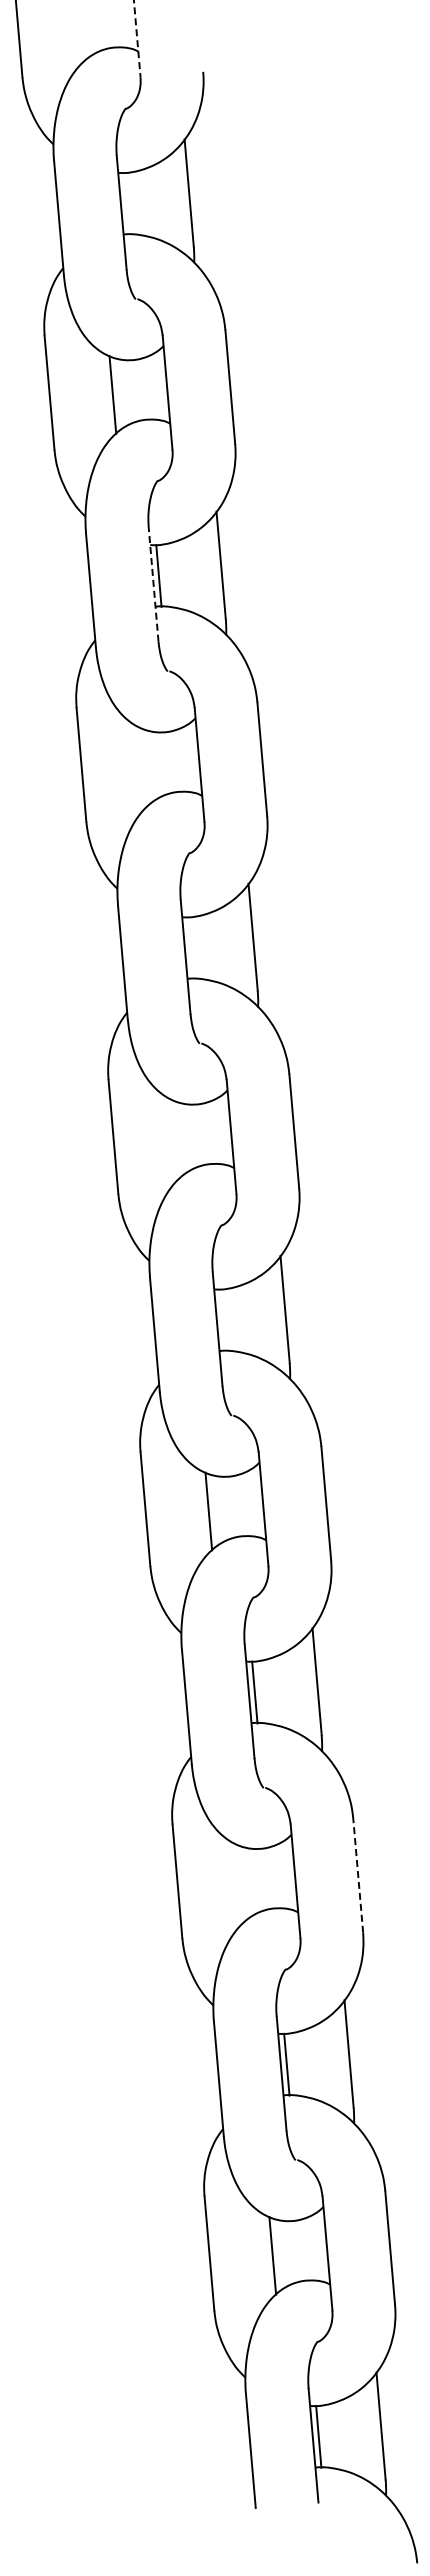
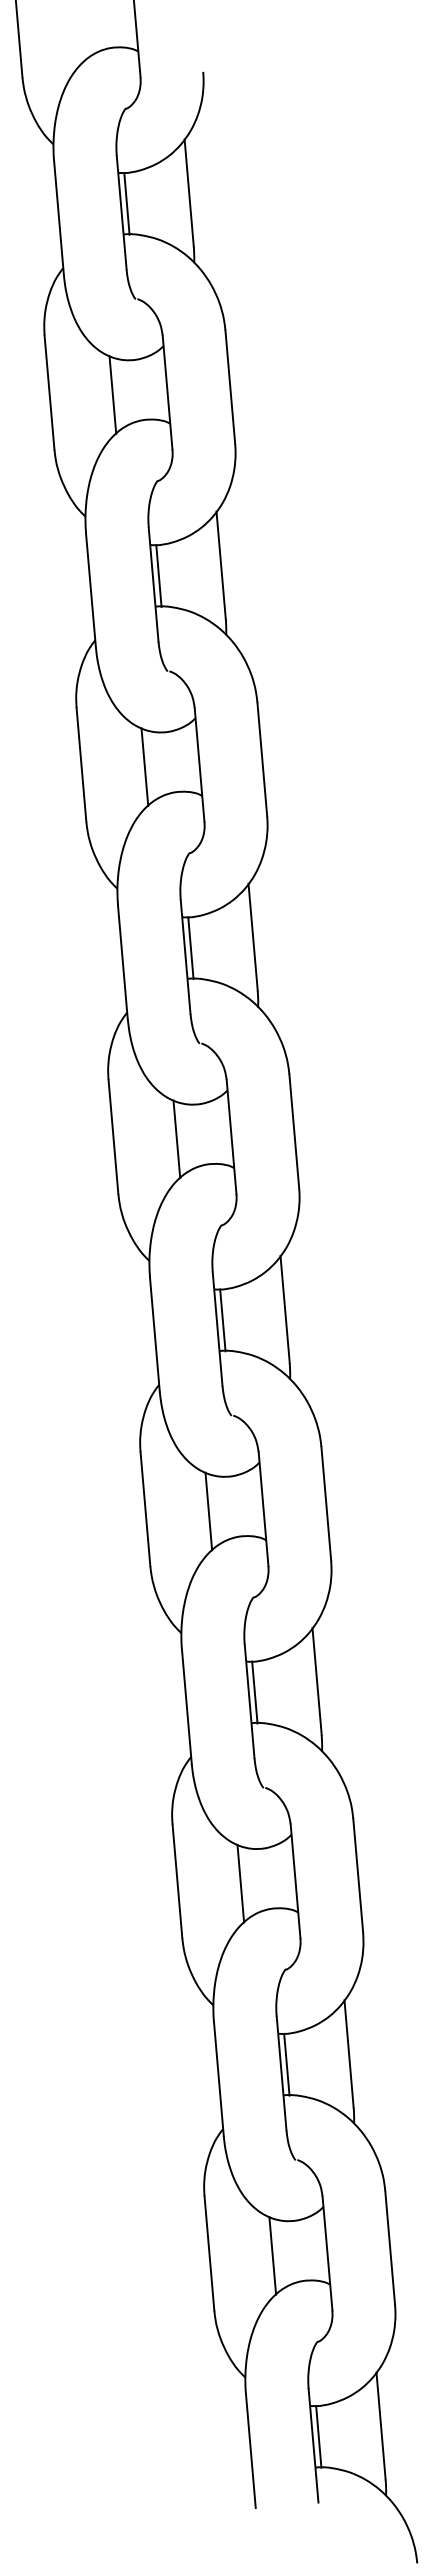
line: dashed -> solid (137, 38)
line: none -> present (126, 203)
line: dashed -> solid (153, 584)
line: none -> present (144, 766)
line: none -> present (190, 948)
line: none -> present (176, 1139)
line: none -> present (222, 1320)
line: dashed -> solid (358, 1875)
line: none -> present (240, 1883)
